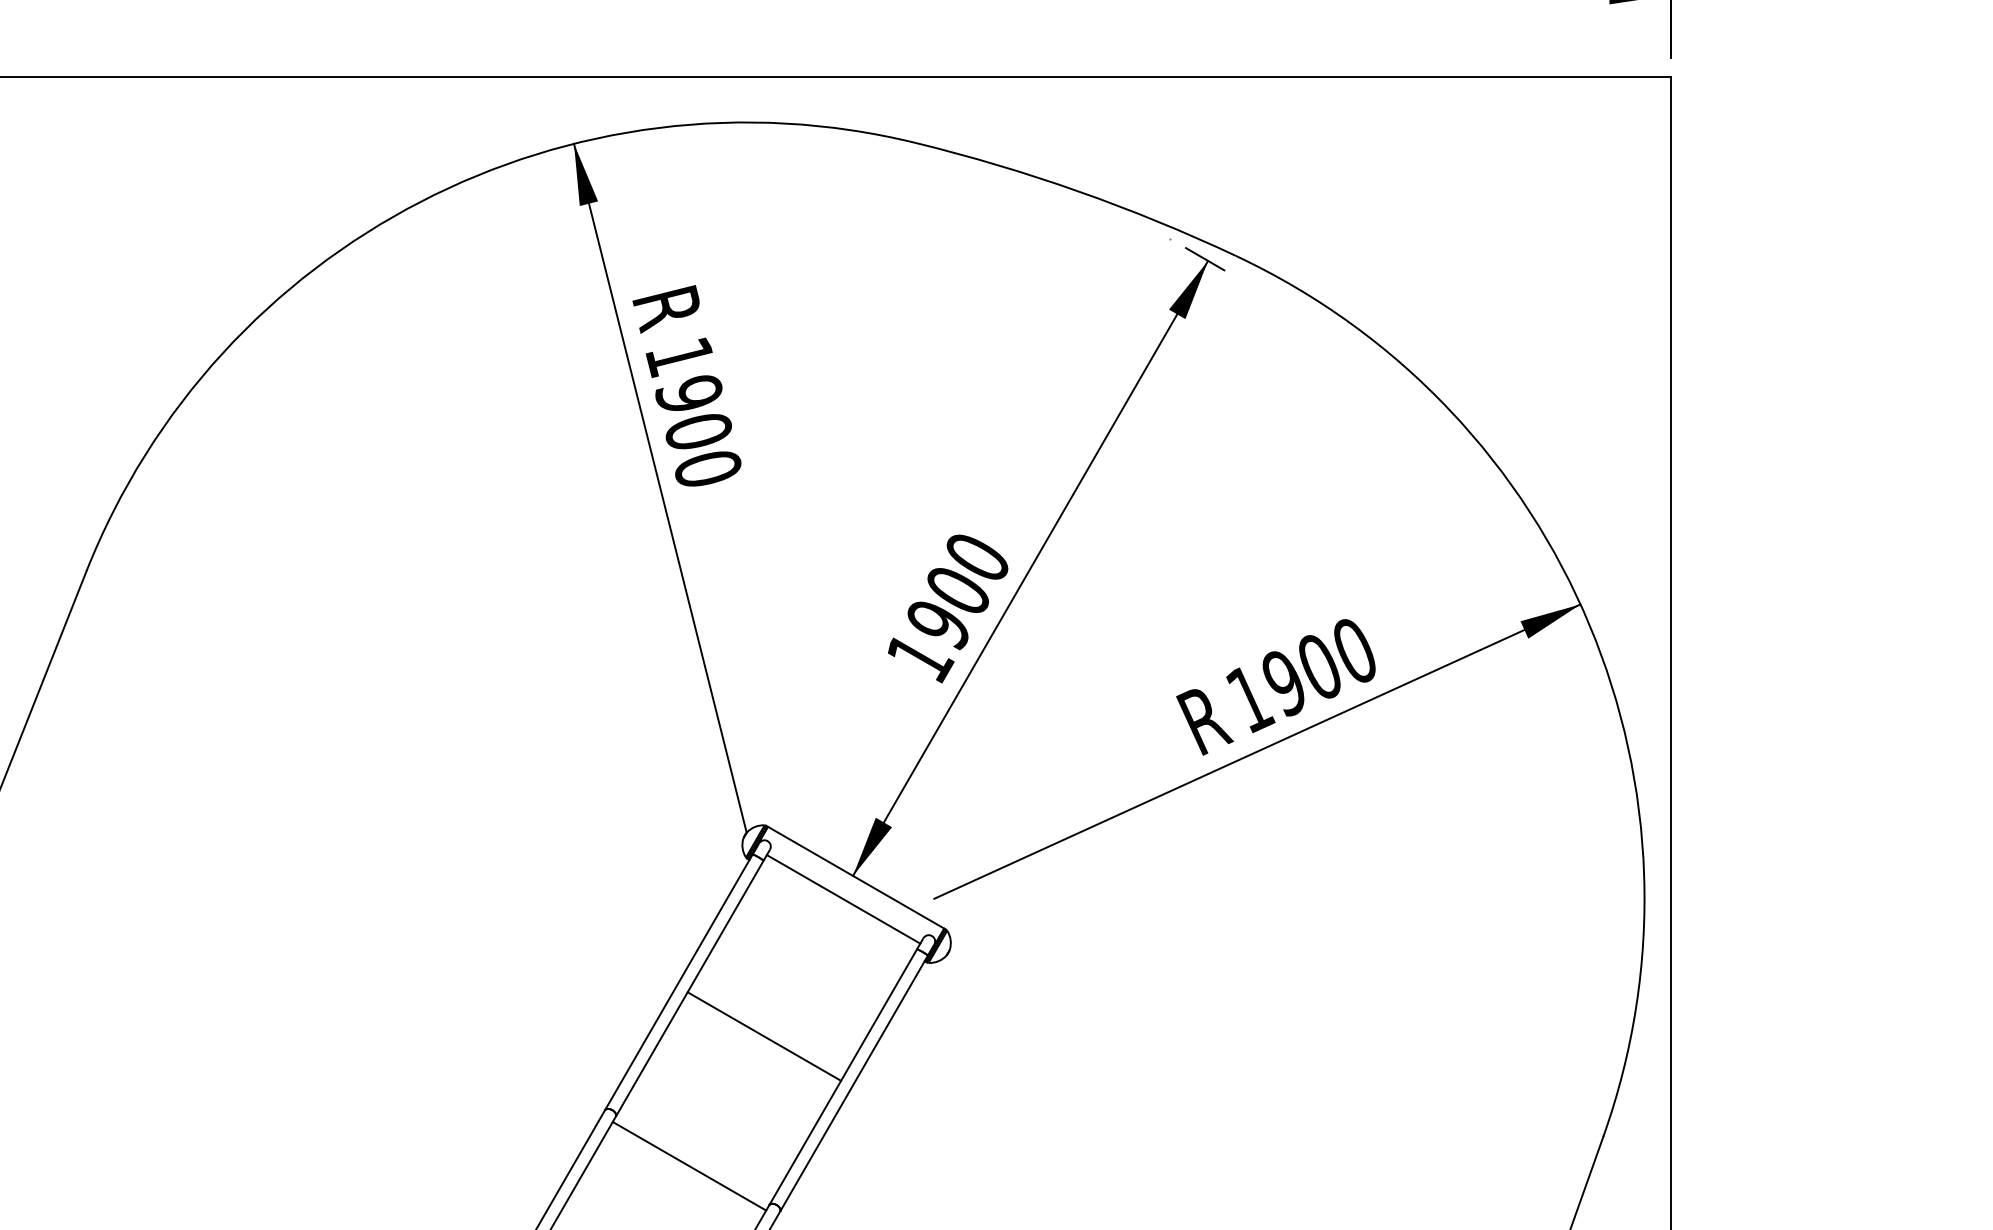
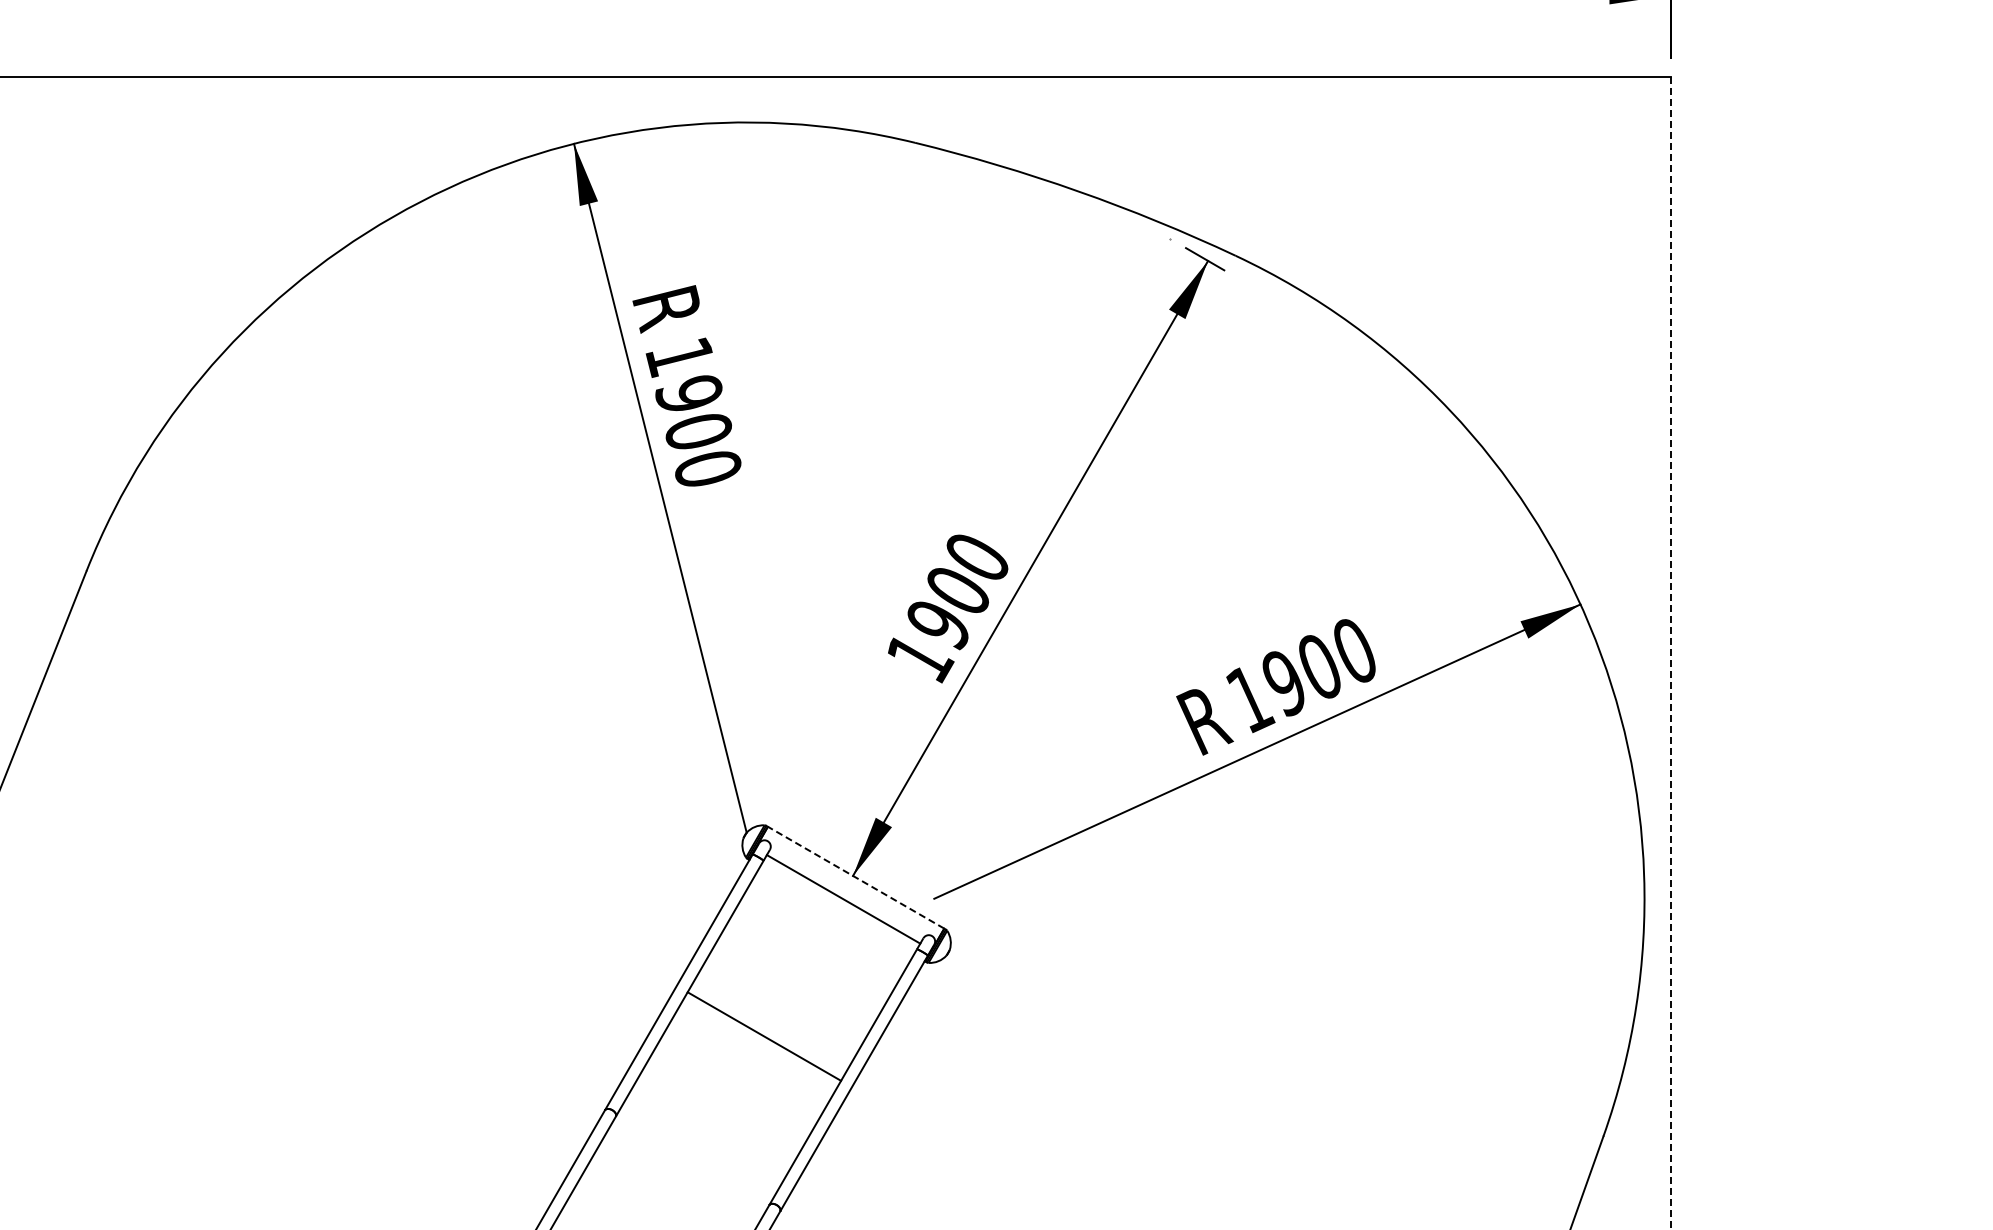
line: solid -> dashed (1671, 653)
line: solid -> dashed (856, 877)
line: present -> none (689, 1165)
